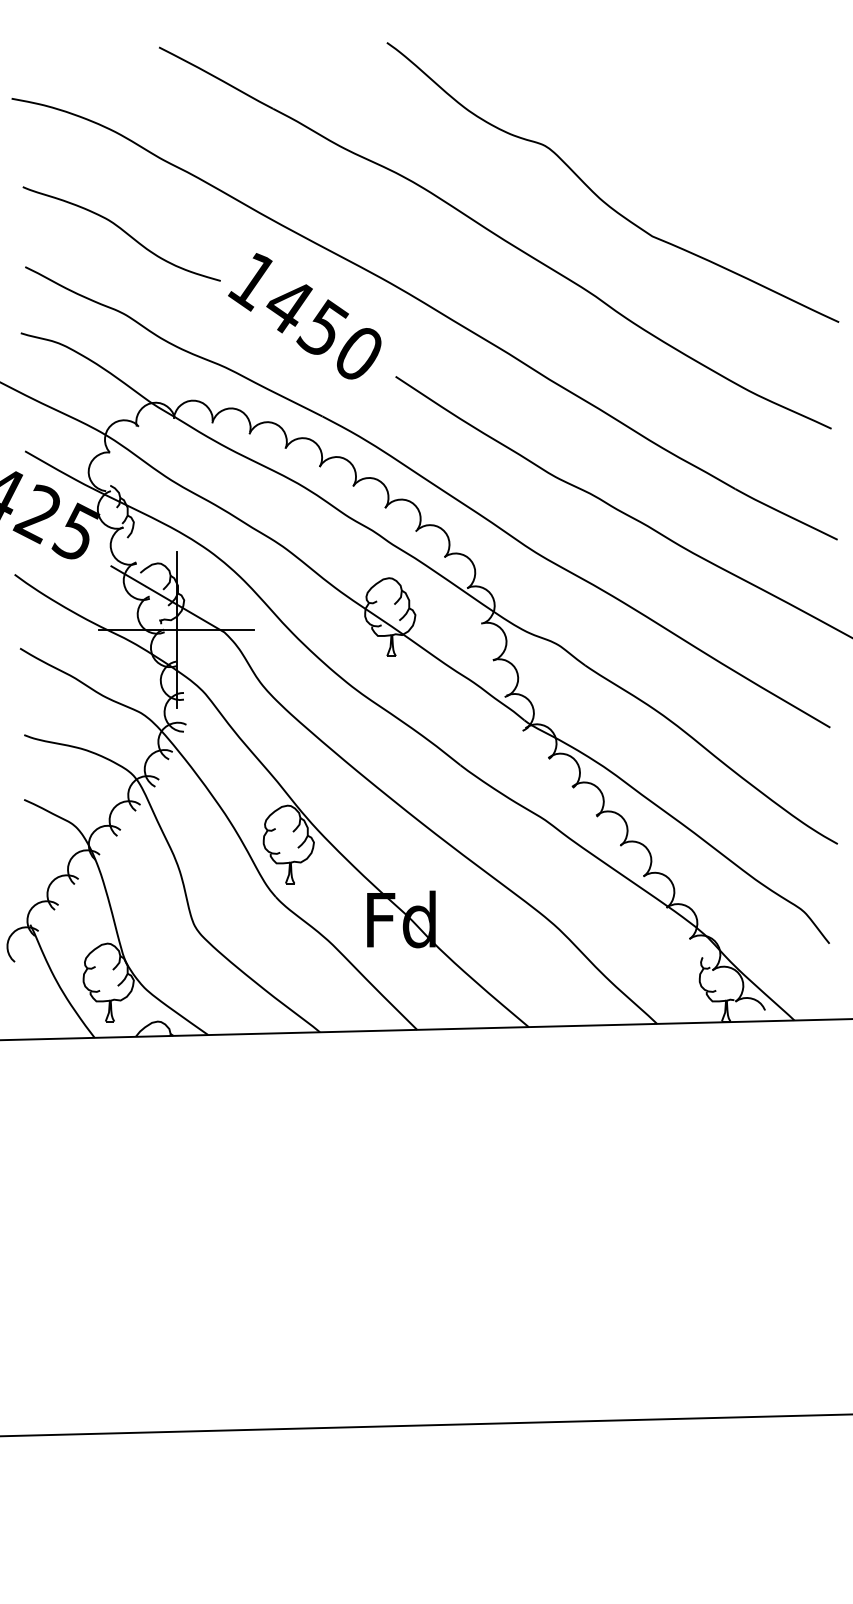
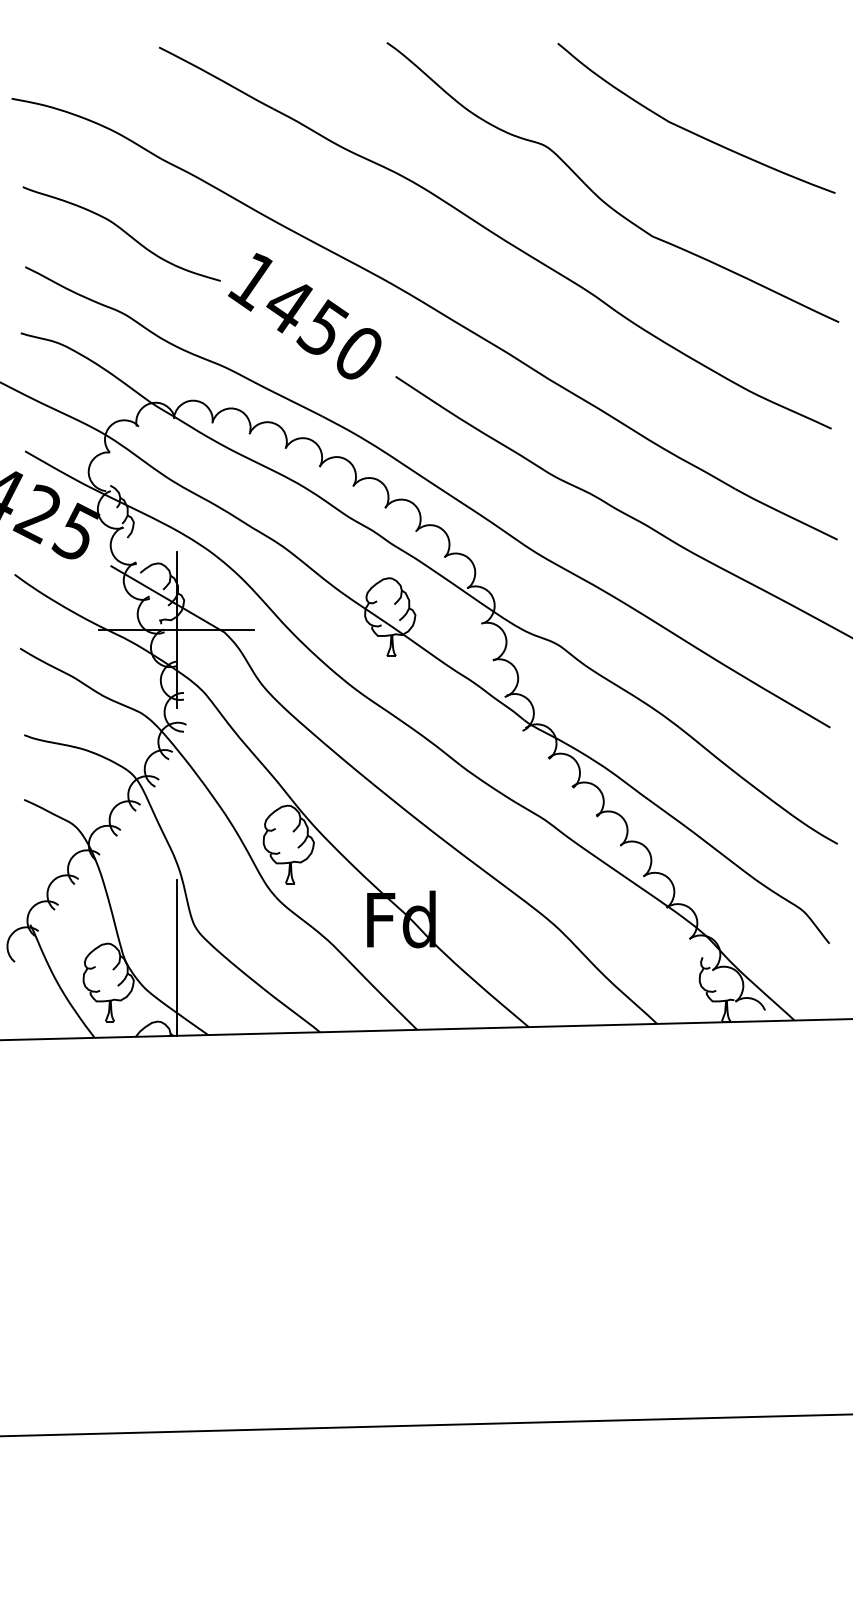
curve: none -> present (690, 130)
line: none -> present (176, 957)
